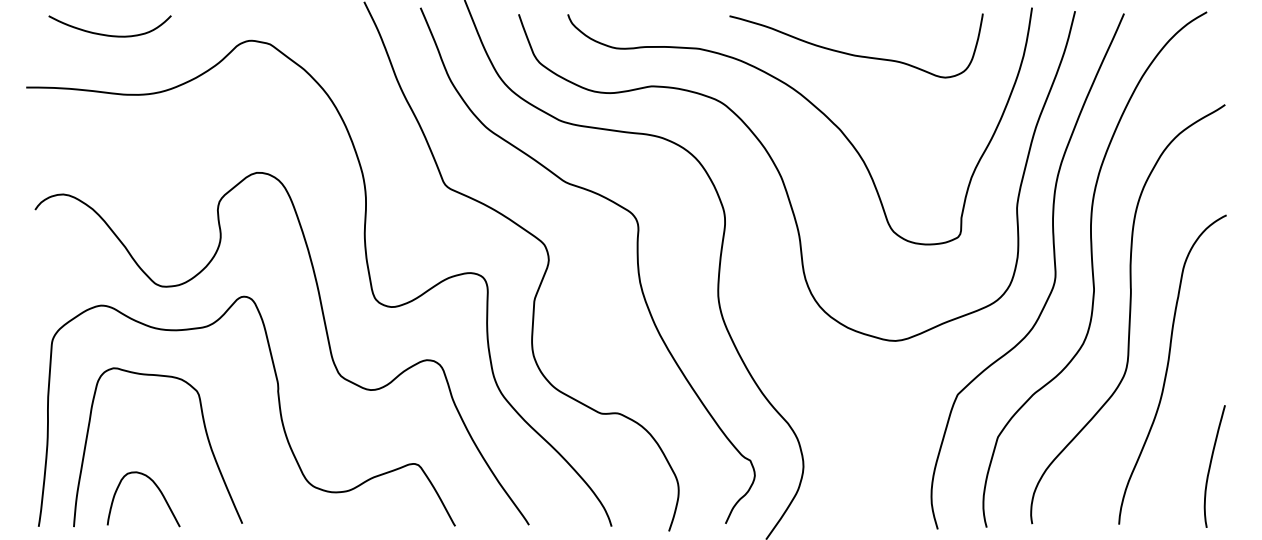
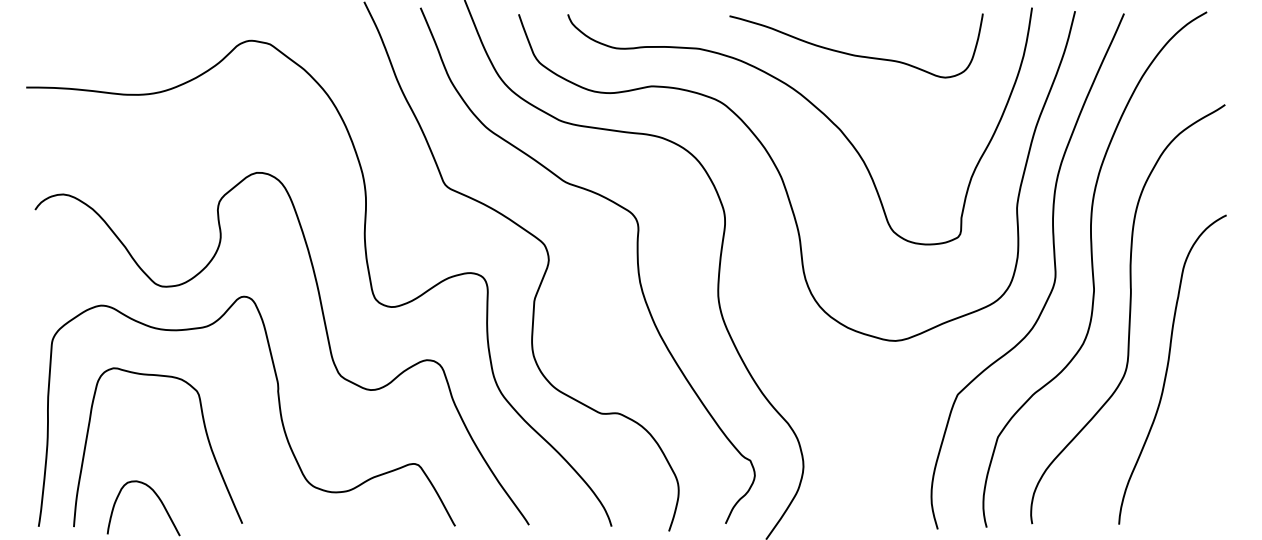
curve: present -> none (108, 34)
curve: present -> none (1211, 465)
curve position: (158, 490) -> (158, 499) (158, 499)
